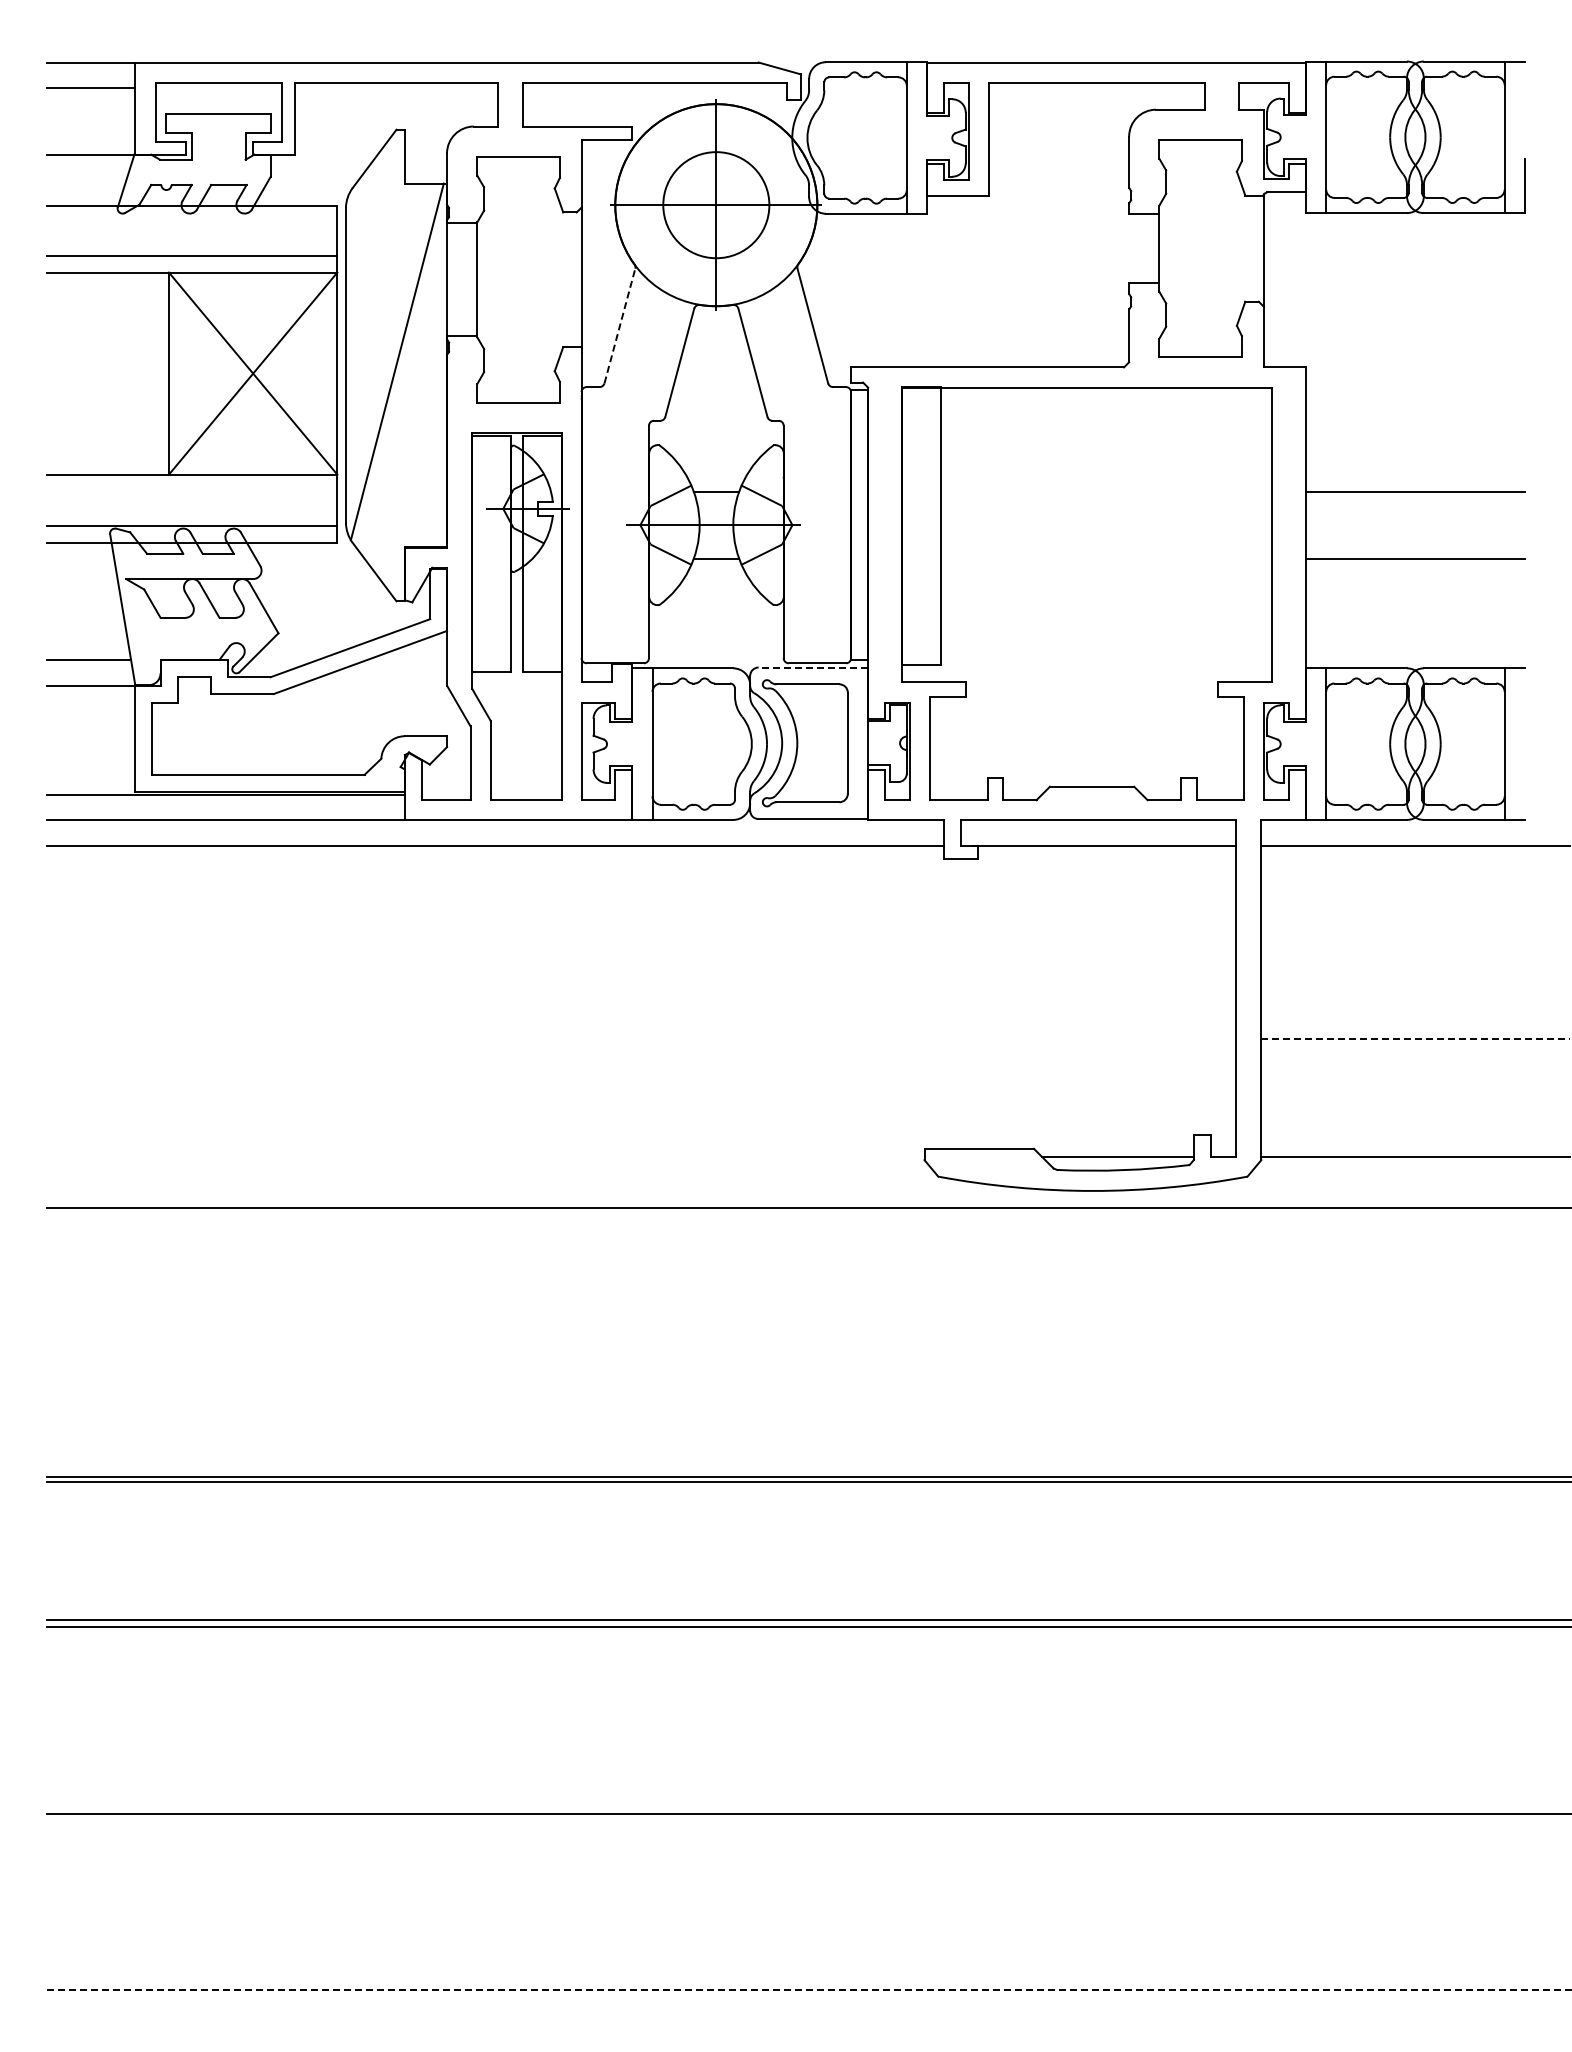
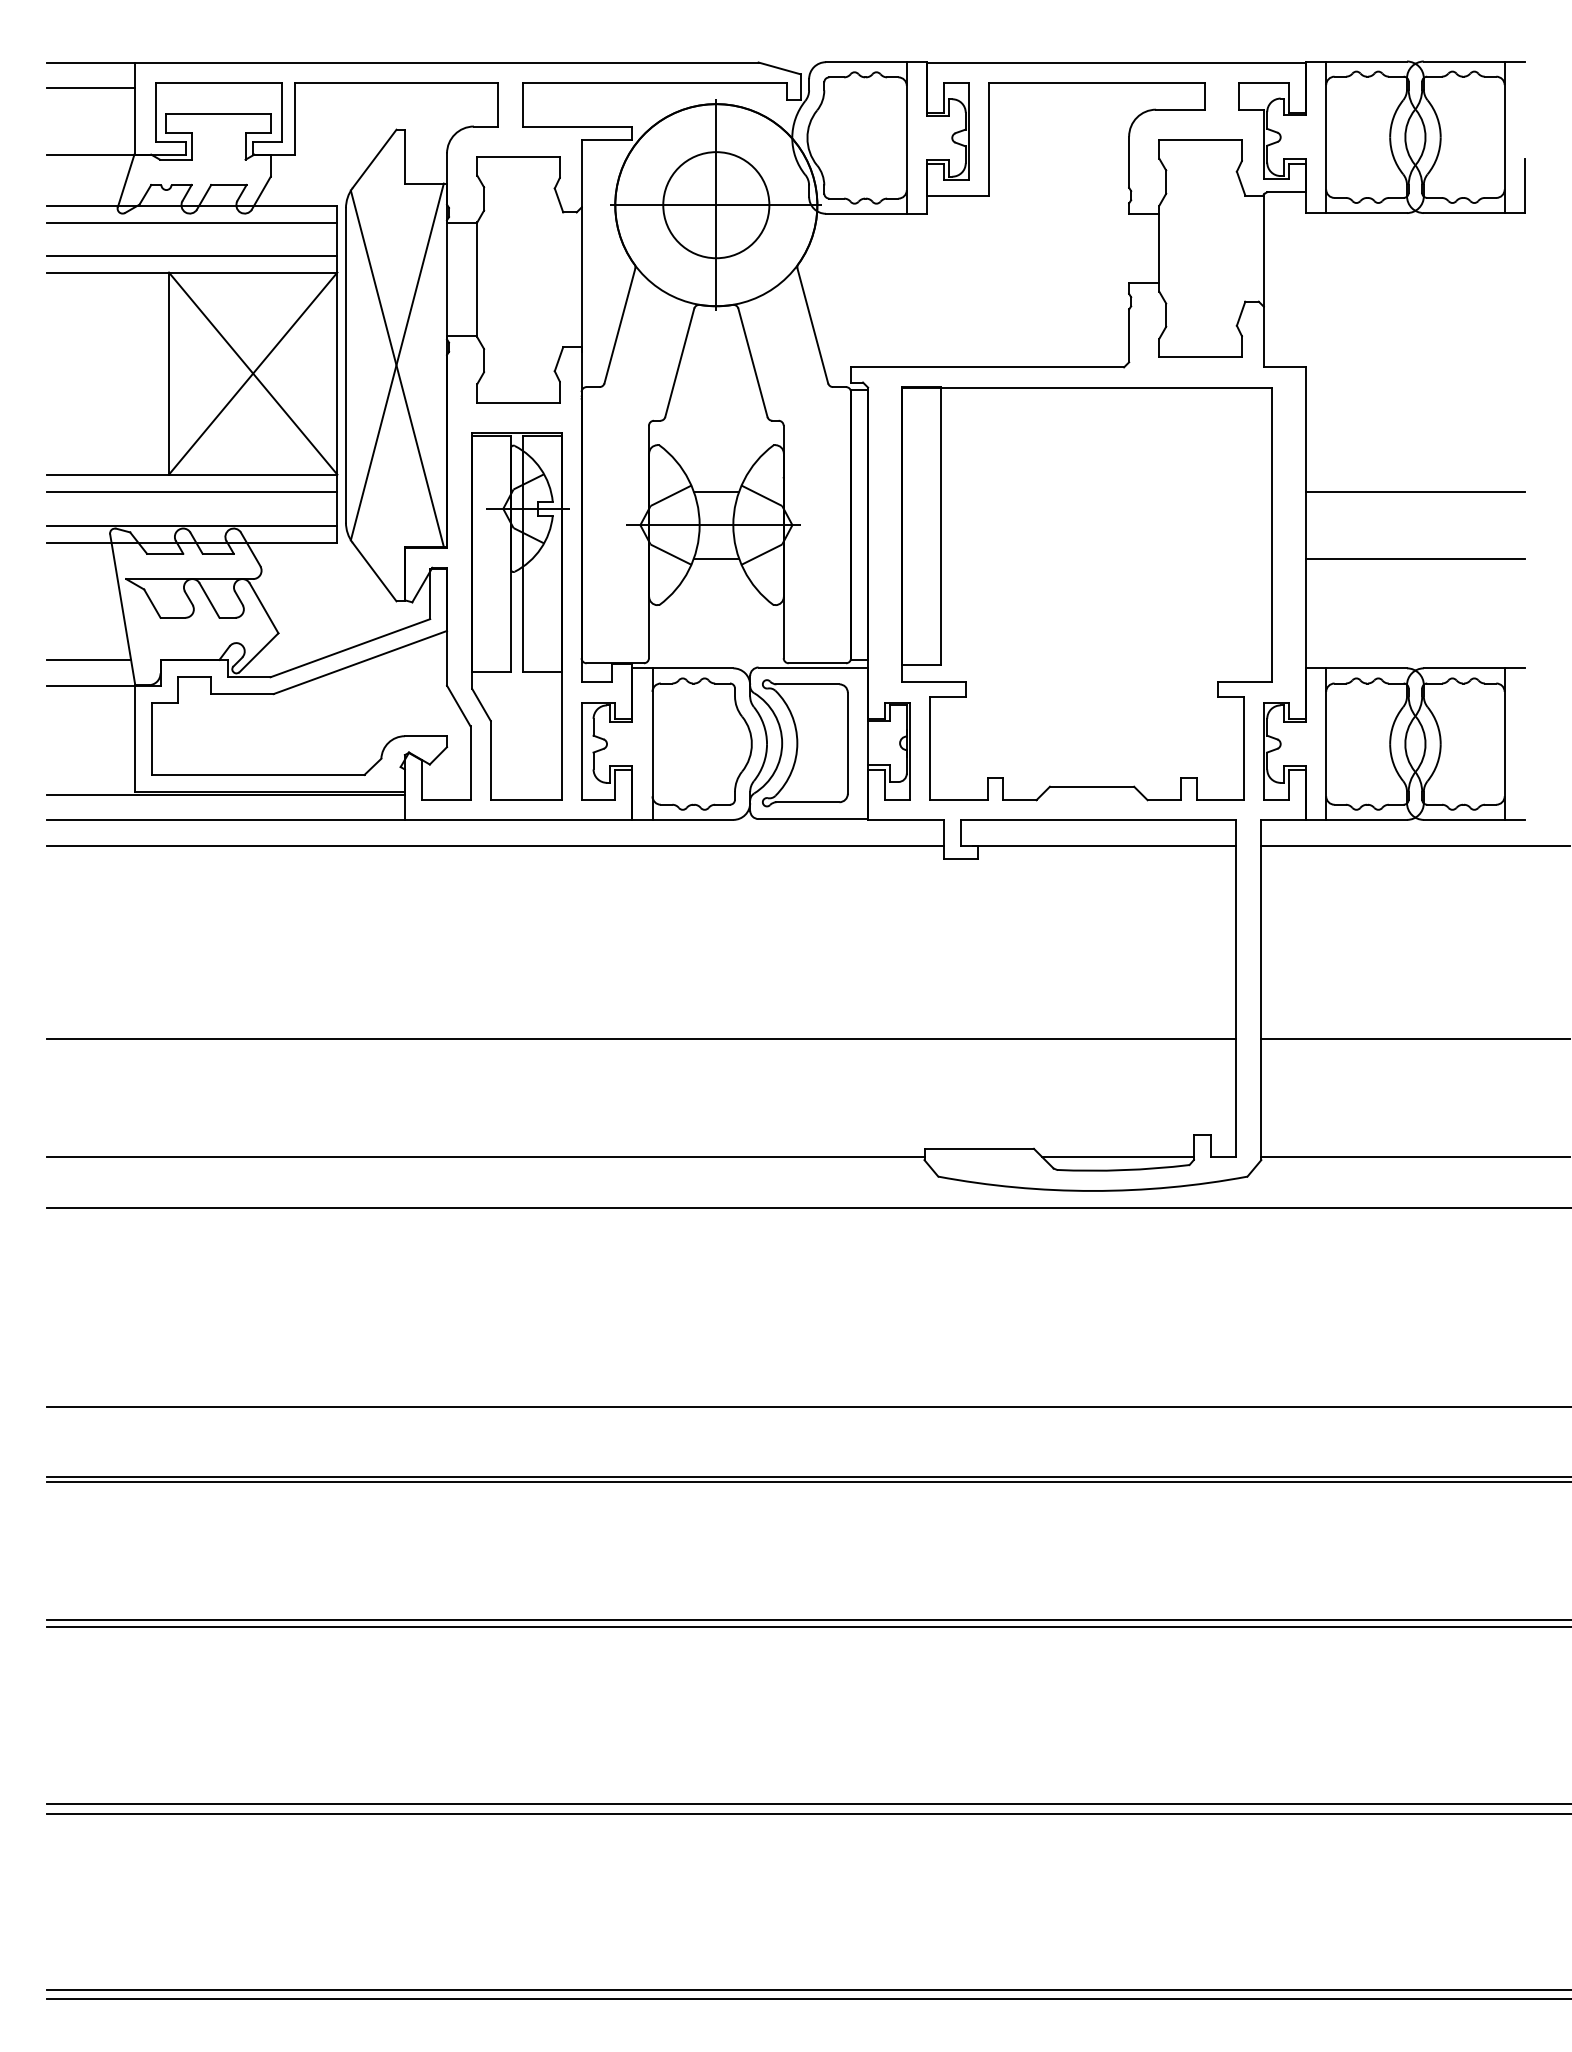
line: none -> present (192, 222)
line: dashed -> solid (620, 325)
line: none -> present (397, 368)
line: none -> present (192, 492)
line: dashed -> solid (813, 667)
line: none -> present (641, 1039)
line: dashed -> solid (1415, 1039)
line: none -> present (485, 1157)
line: none -> present (807, 1406)
line: none -> present (807, 1804)
line: dashed -> solid (809, 1990)
line: none -> present (807, 1998)
